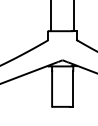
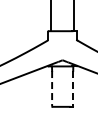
line: solid -> dashed (52, 88)
line: solid -> dashed (73, 88)
